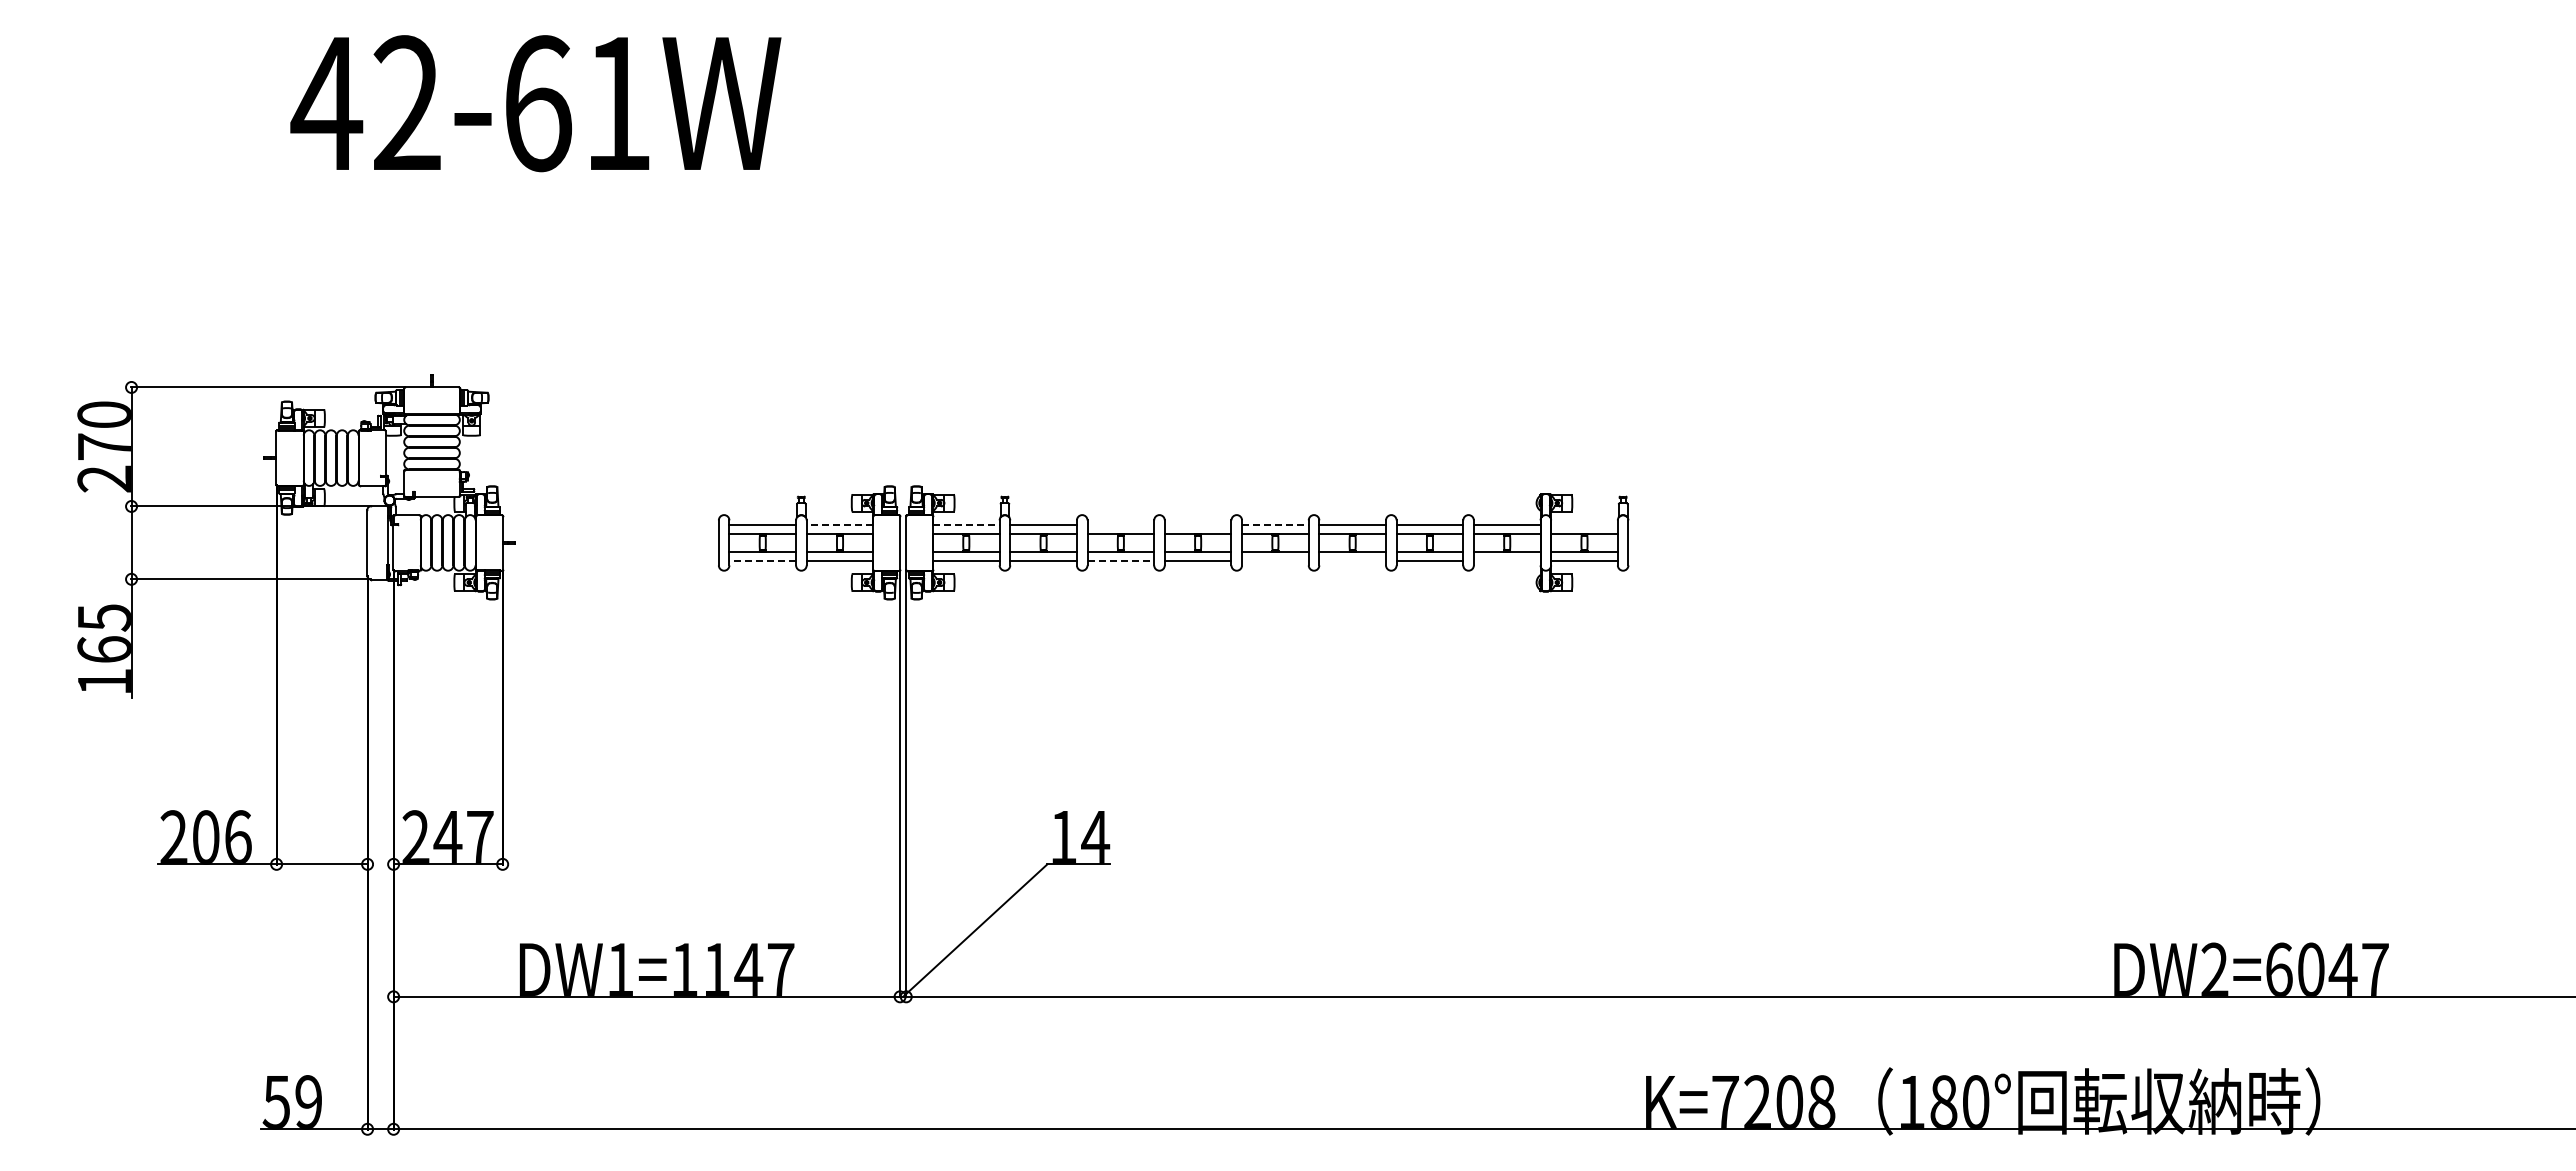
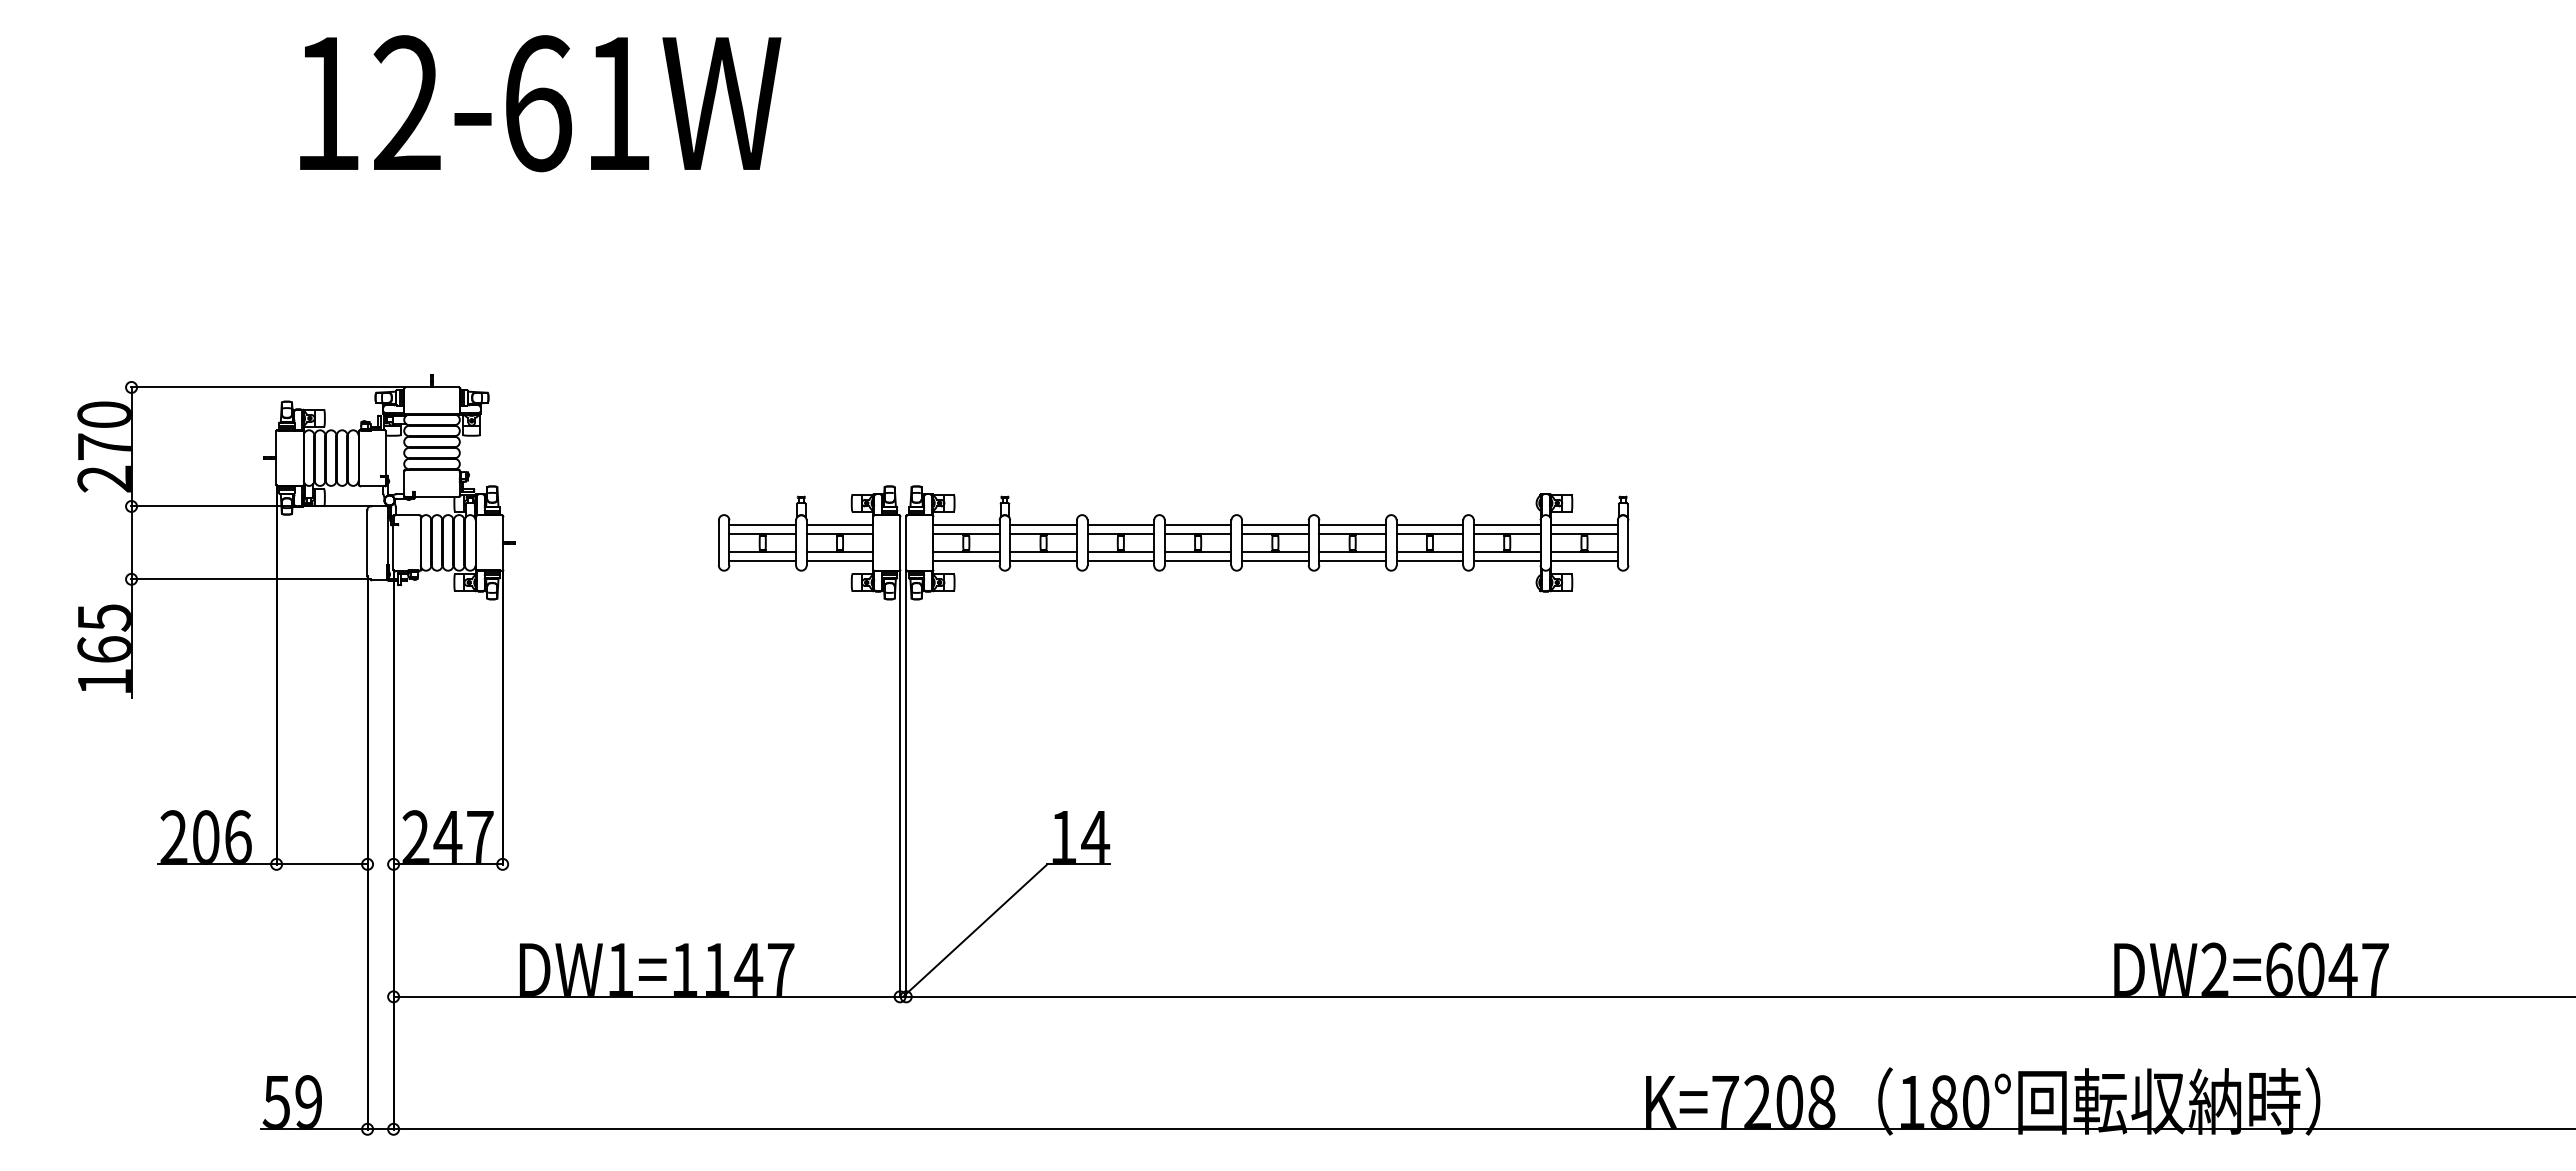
text: 42-61W -> 12-61W (326, 103)
line: dashed -> solid (839, 525)
line: dashed -> solid (966, 525)
line: none -> present (1120, 525)
line: none -> present (1197, 525)
line: dashed -> solid (1275, 525)
line: none -> present (1584, 525)
line: dashed -> solid (762, 560)
line: dashed -> solid (1121, 560)
line: none -> present (1275, 560)
line: none -> present (1352, 560)
line: none -> present (1506, 560)
